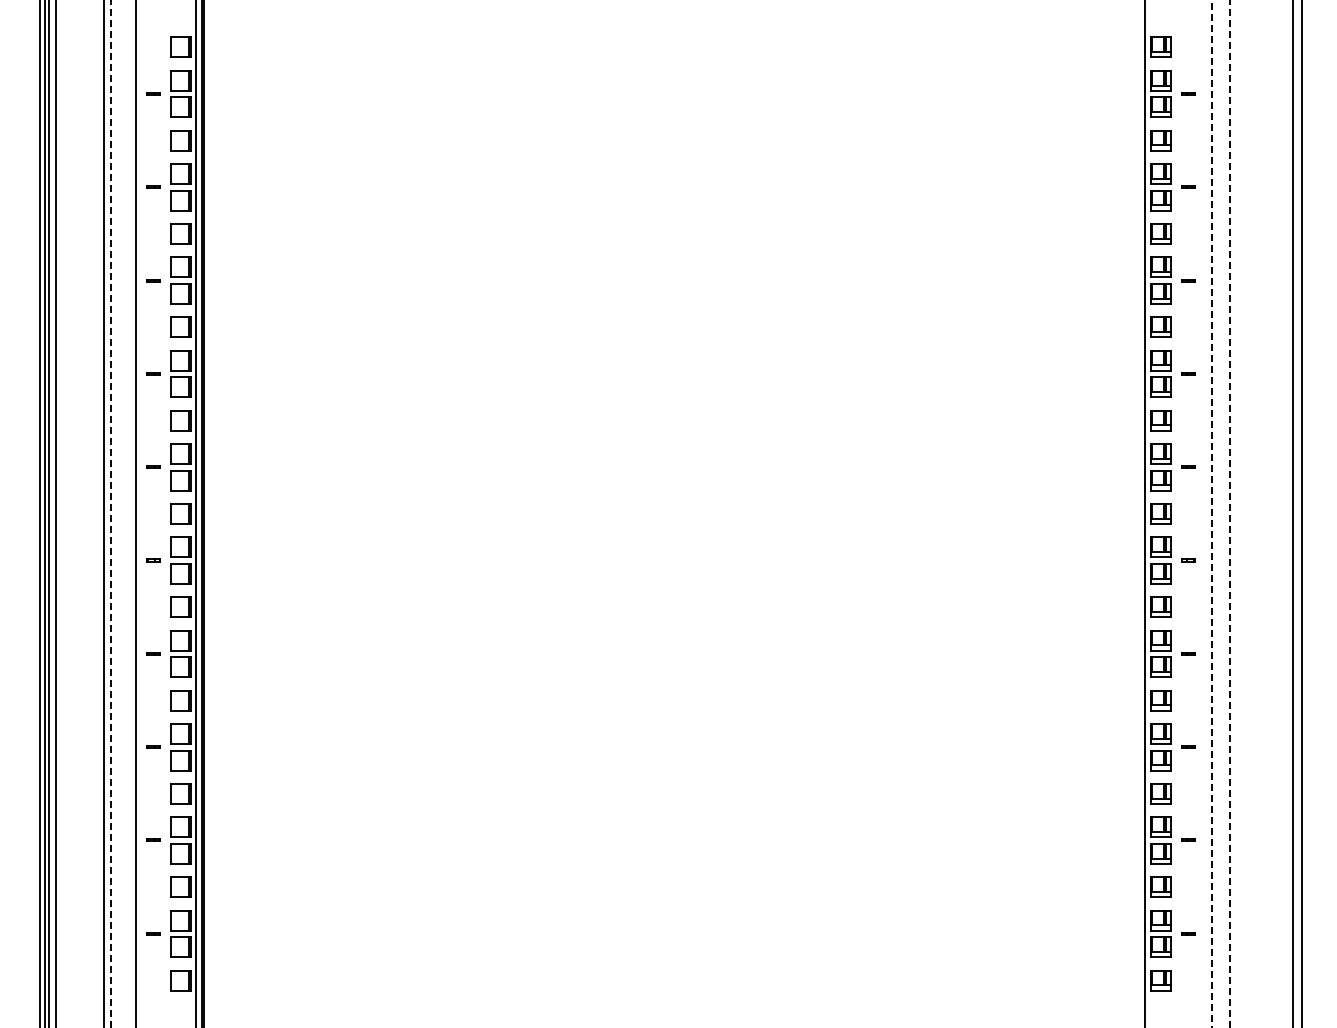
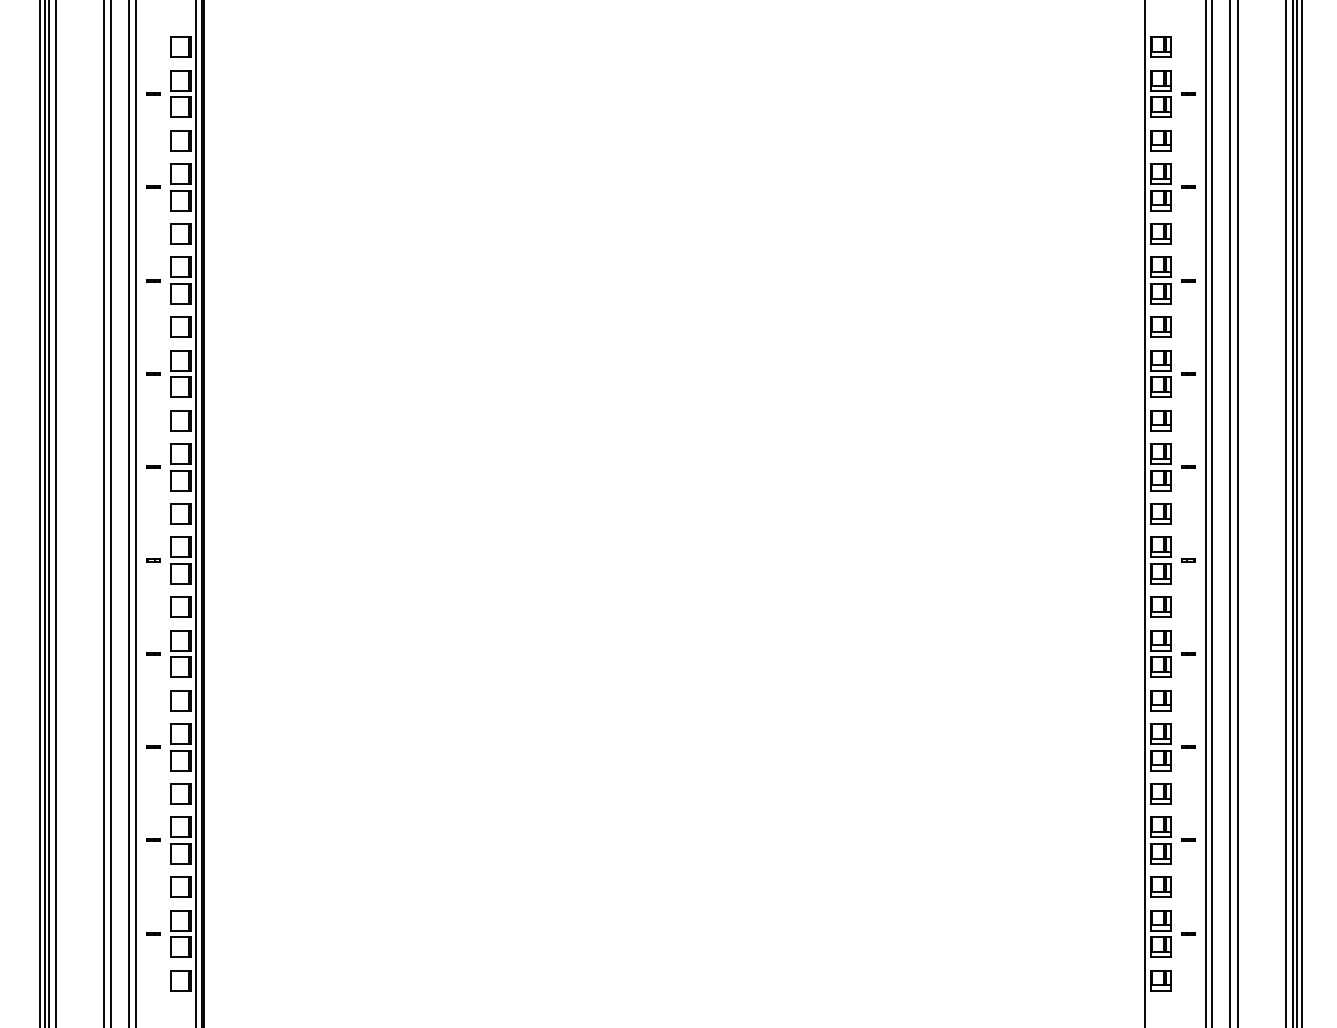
line: none -> present (129, 513)
line: none -> present (1206, 513)
line: none -> present (1237, 513)
line: none -> present (1285, 513)
line: none -> present (1296, 513)
line: dashed -> solid (111, 514)
line: dashed -> solid (1212, 514)
line: dashed -> solid (1230, 514)
